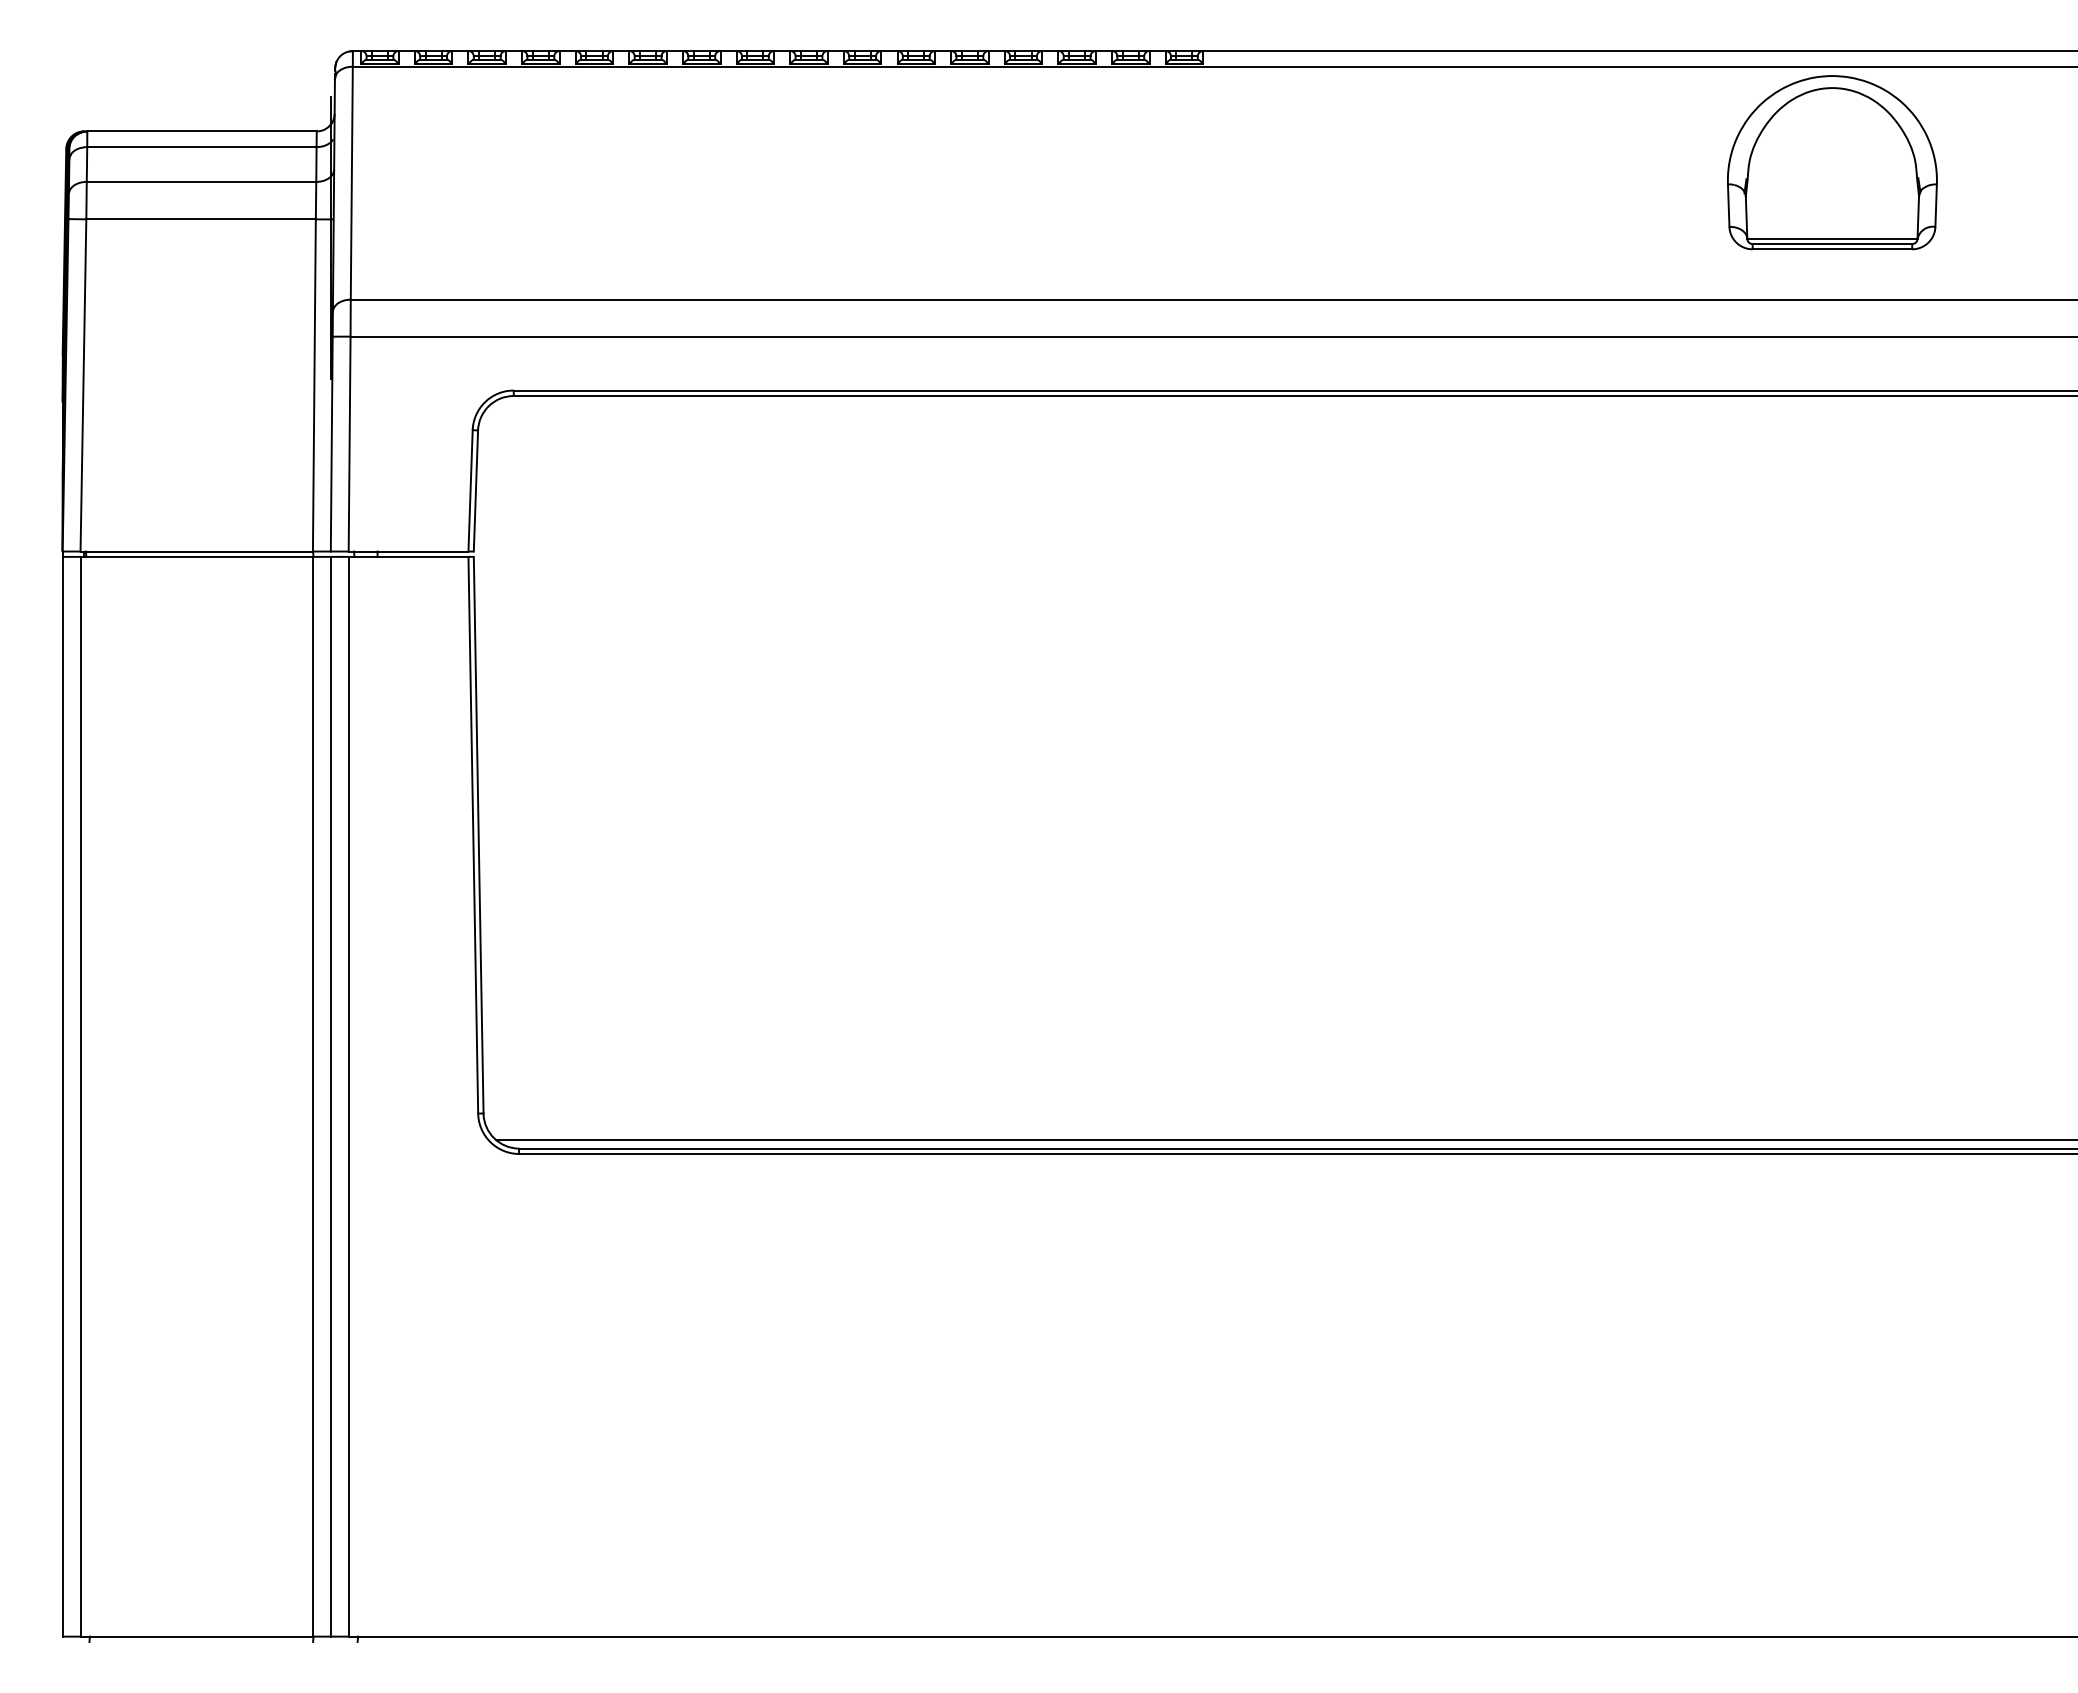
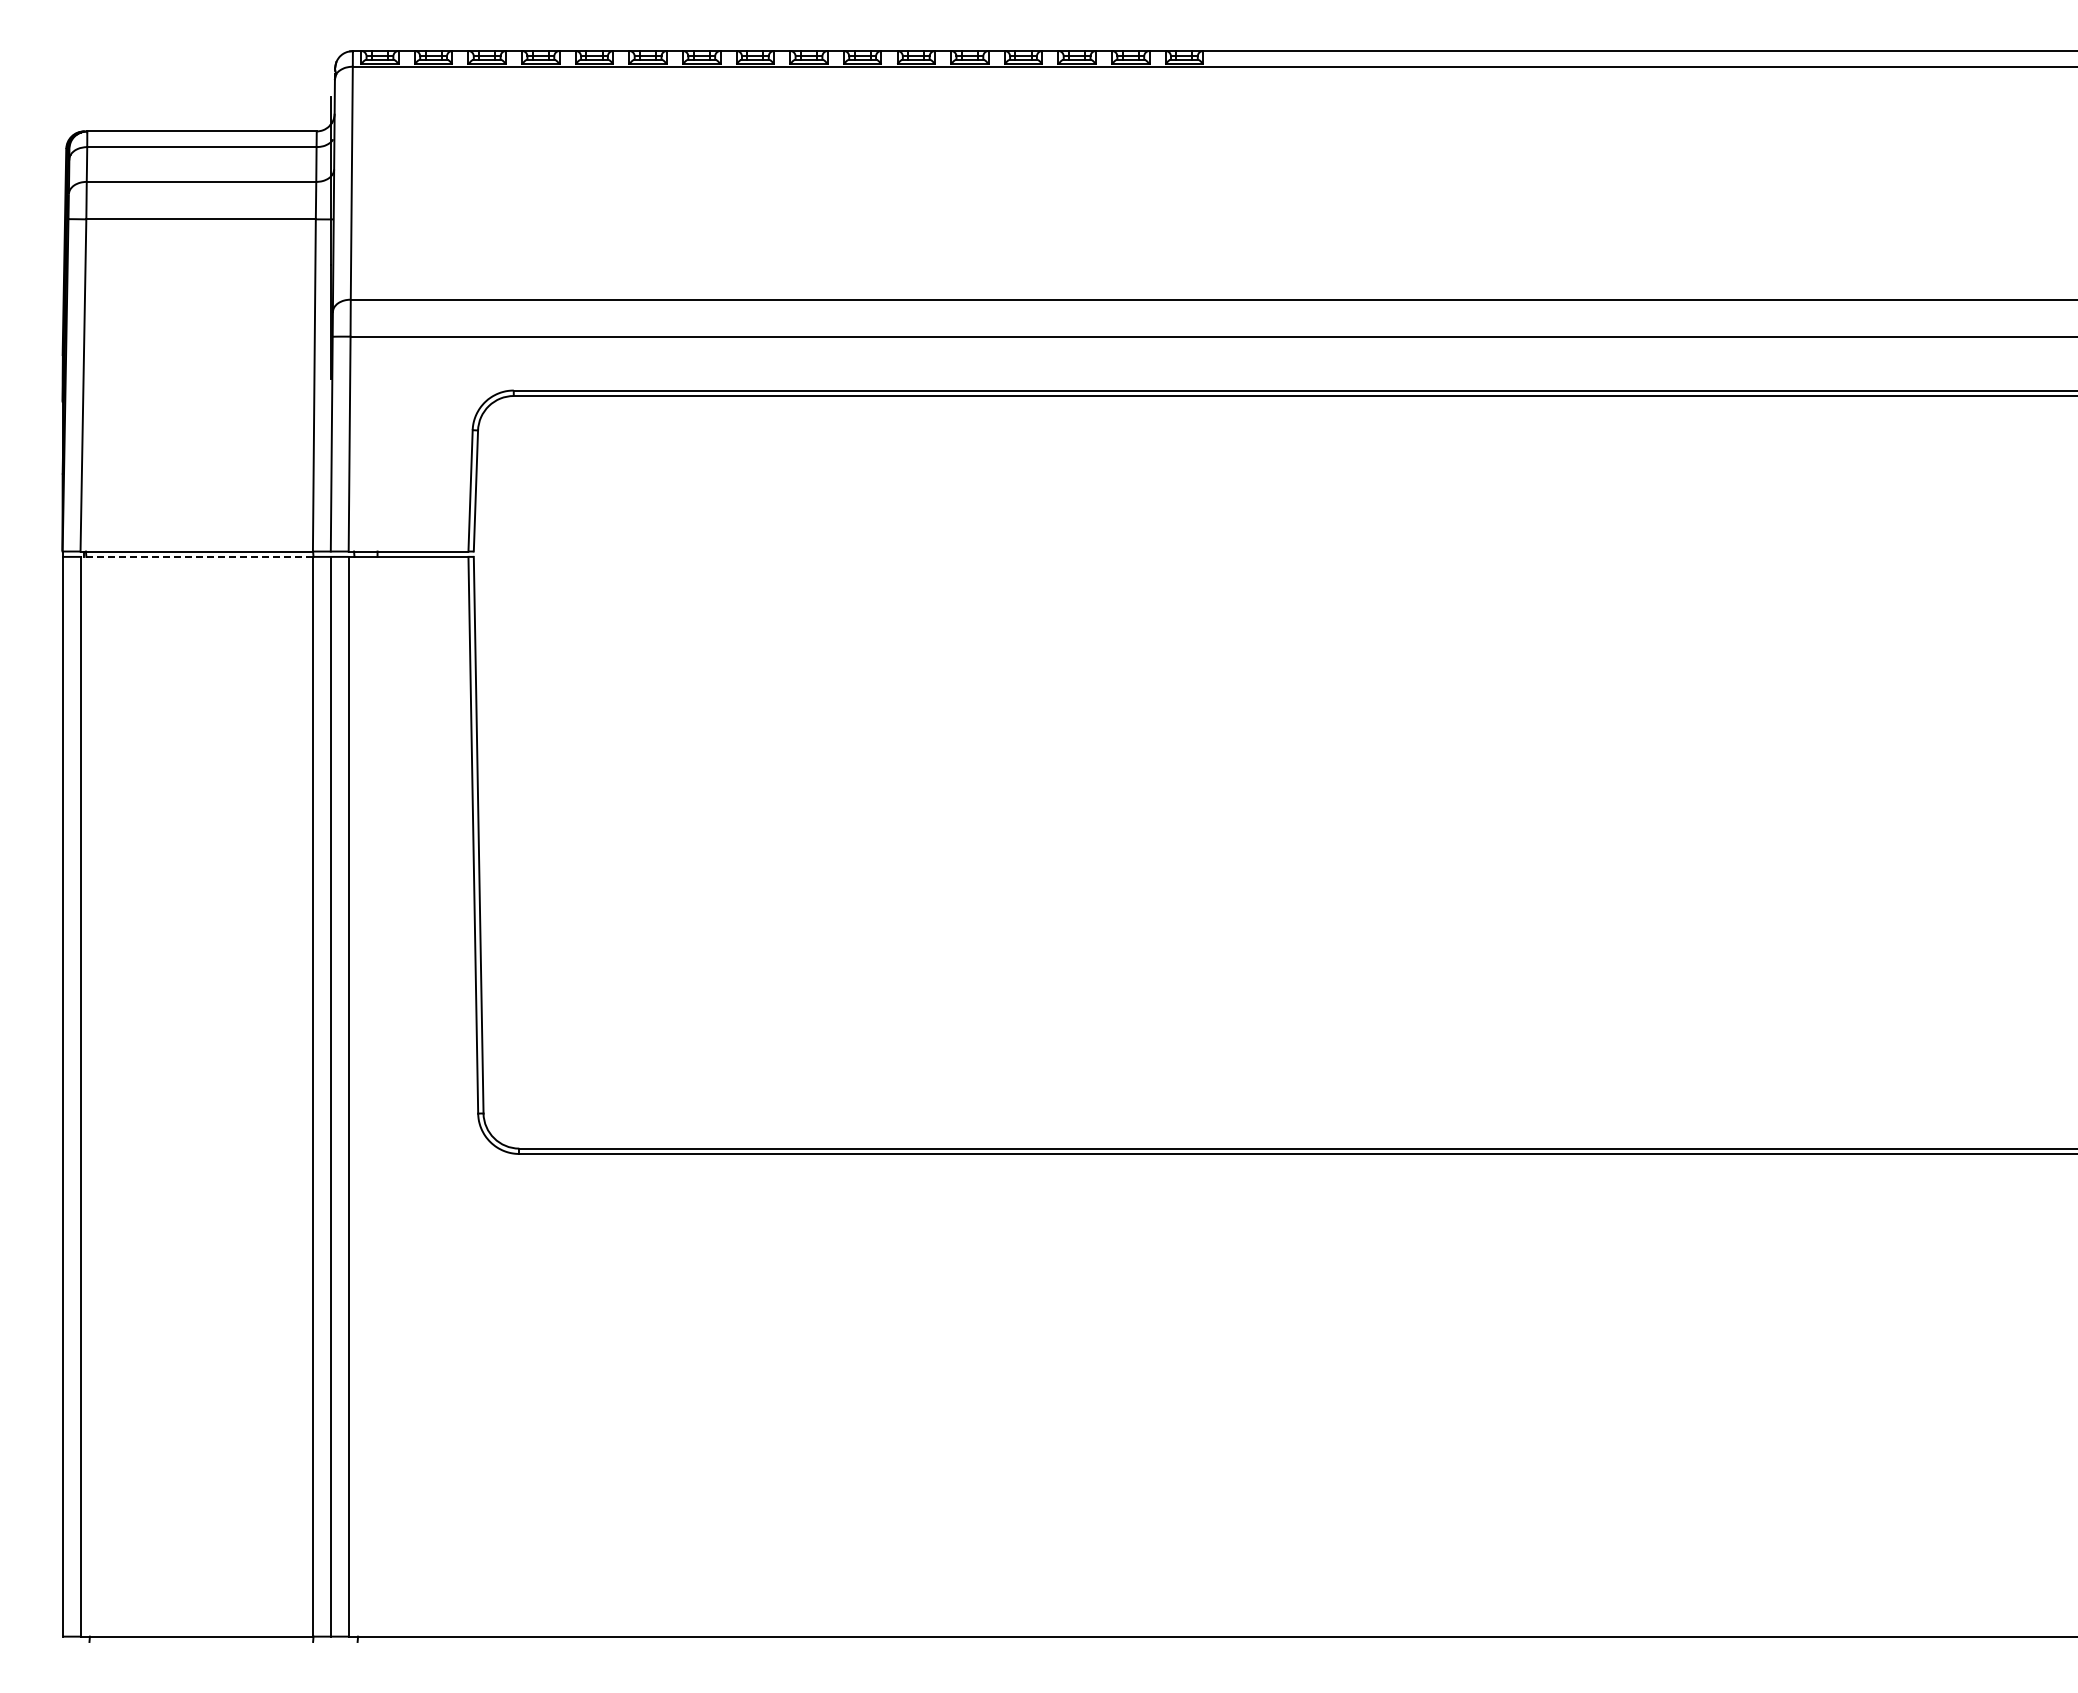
part: present -> none (1832, 162)
line: solid -> dashed (196, 556)
line: present -> none (1285, 1139)
